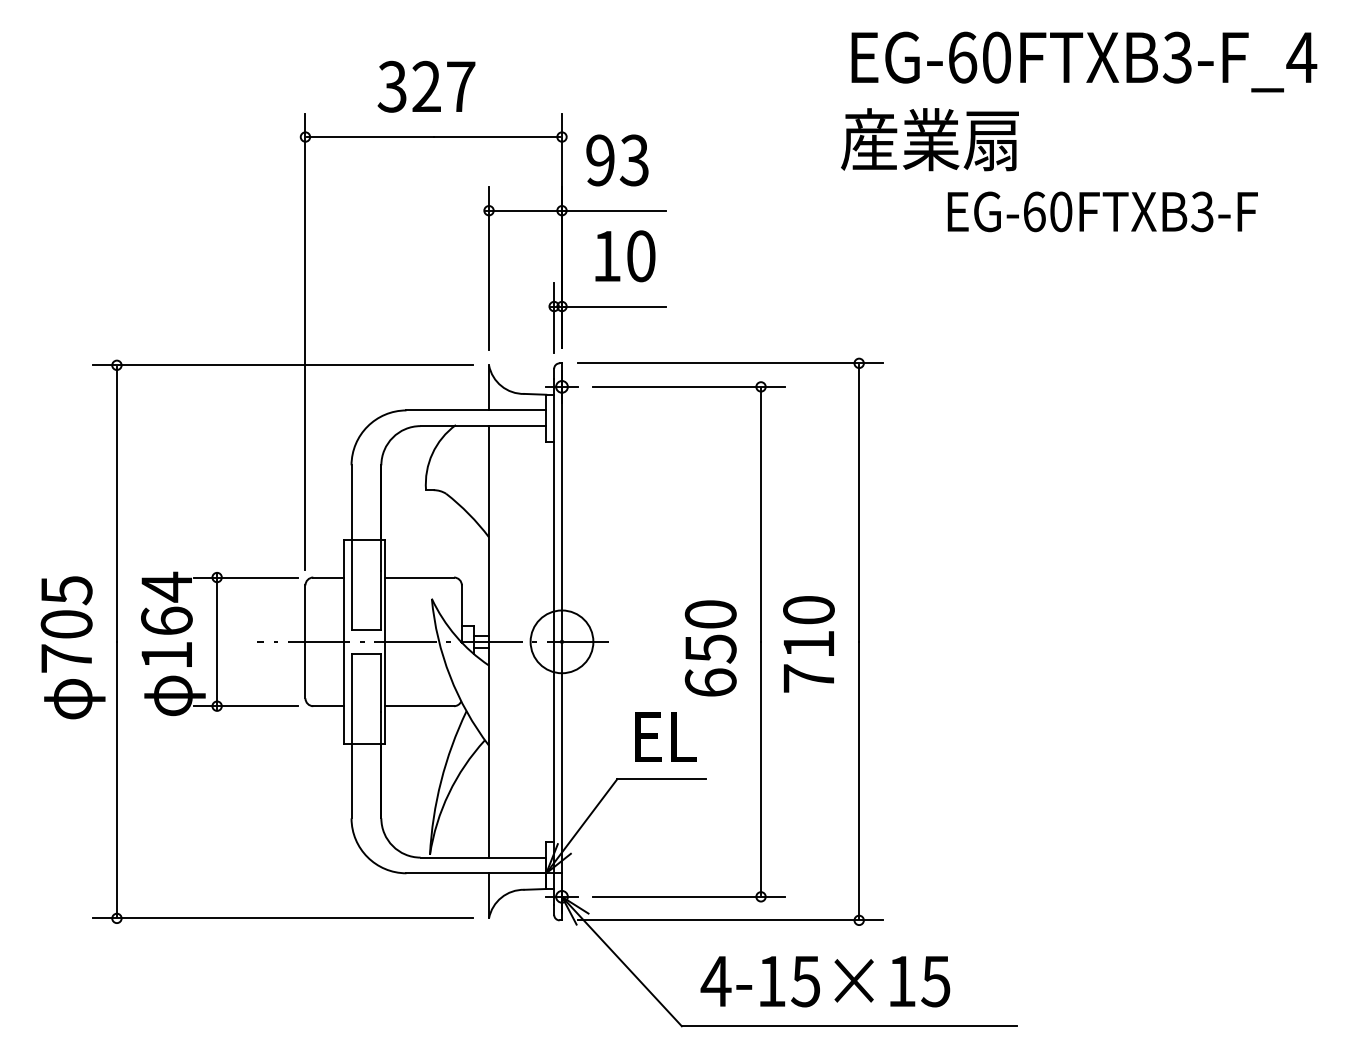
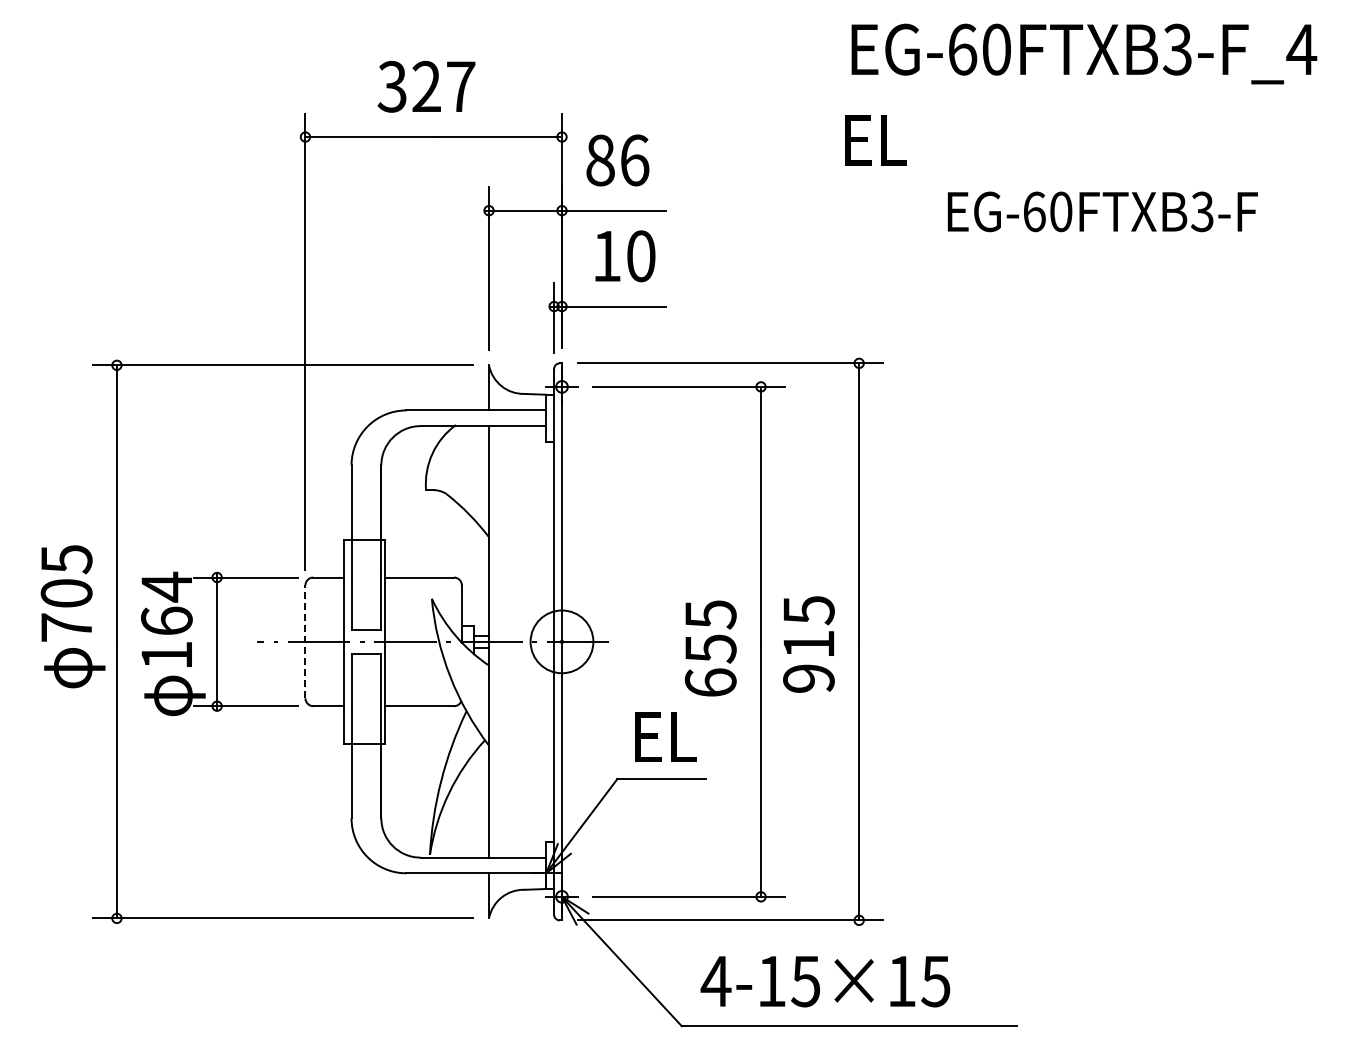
text position: (1084, 61) -> (1084, 53) (1084, 53)
text: 産業扇 -> EL (929, 139)
text: 93 -> 86 (617, 160)
text: 650 -> 655 (710, 614)
line: solid -> dashed (305, 641)
text: 710 -> 915 (808, 644)
text position: (72, 647) -> (72, 616) (72, 616)
